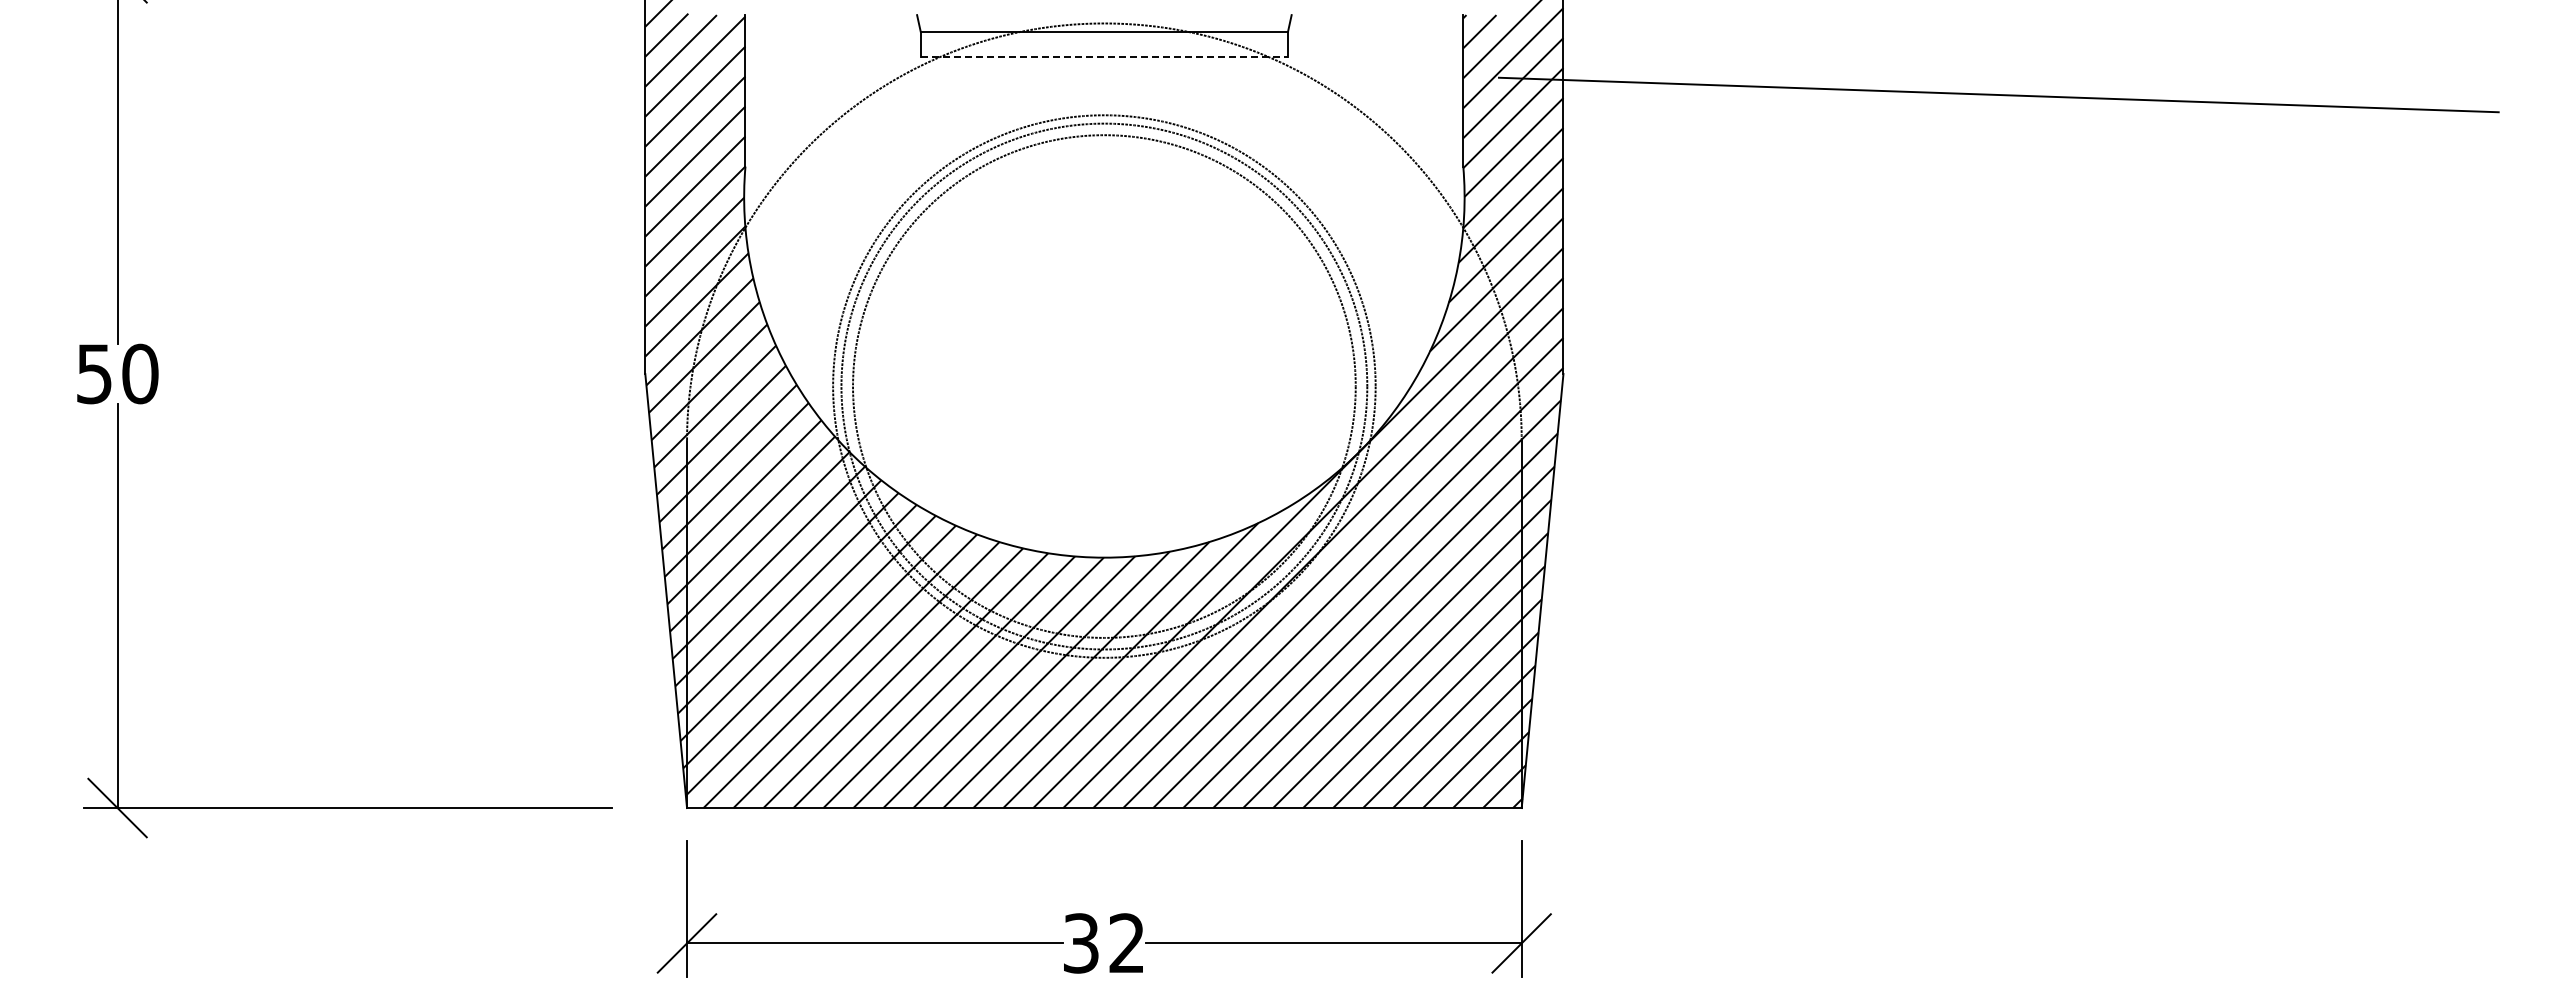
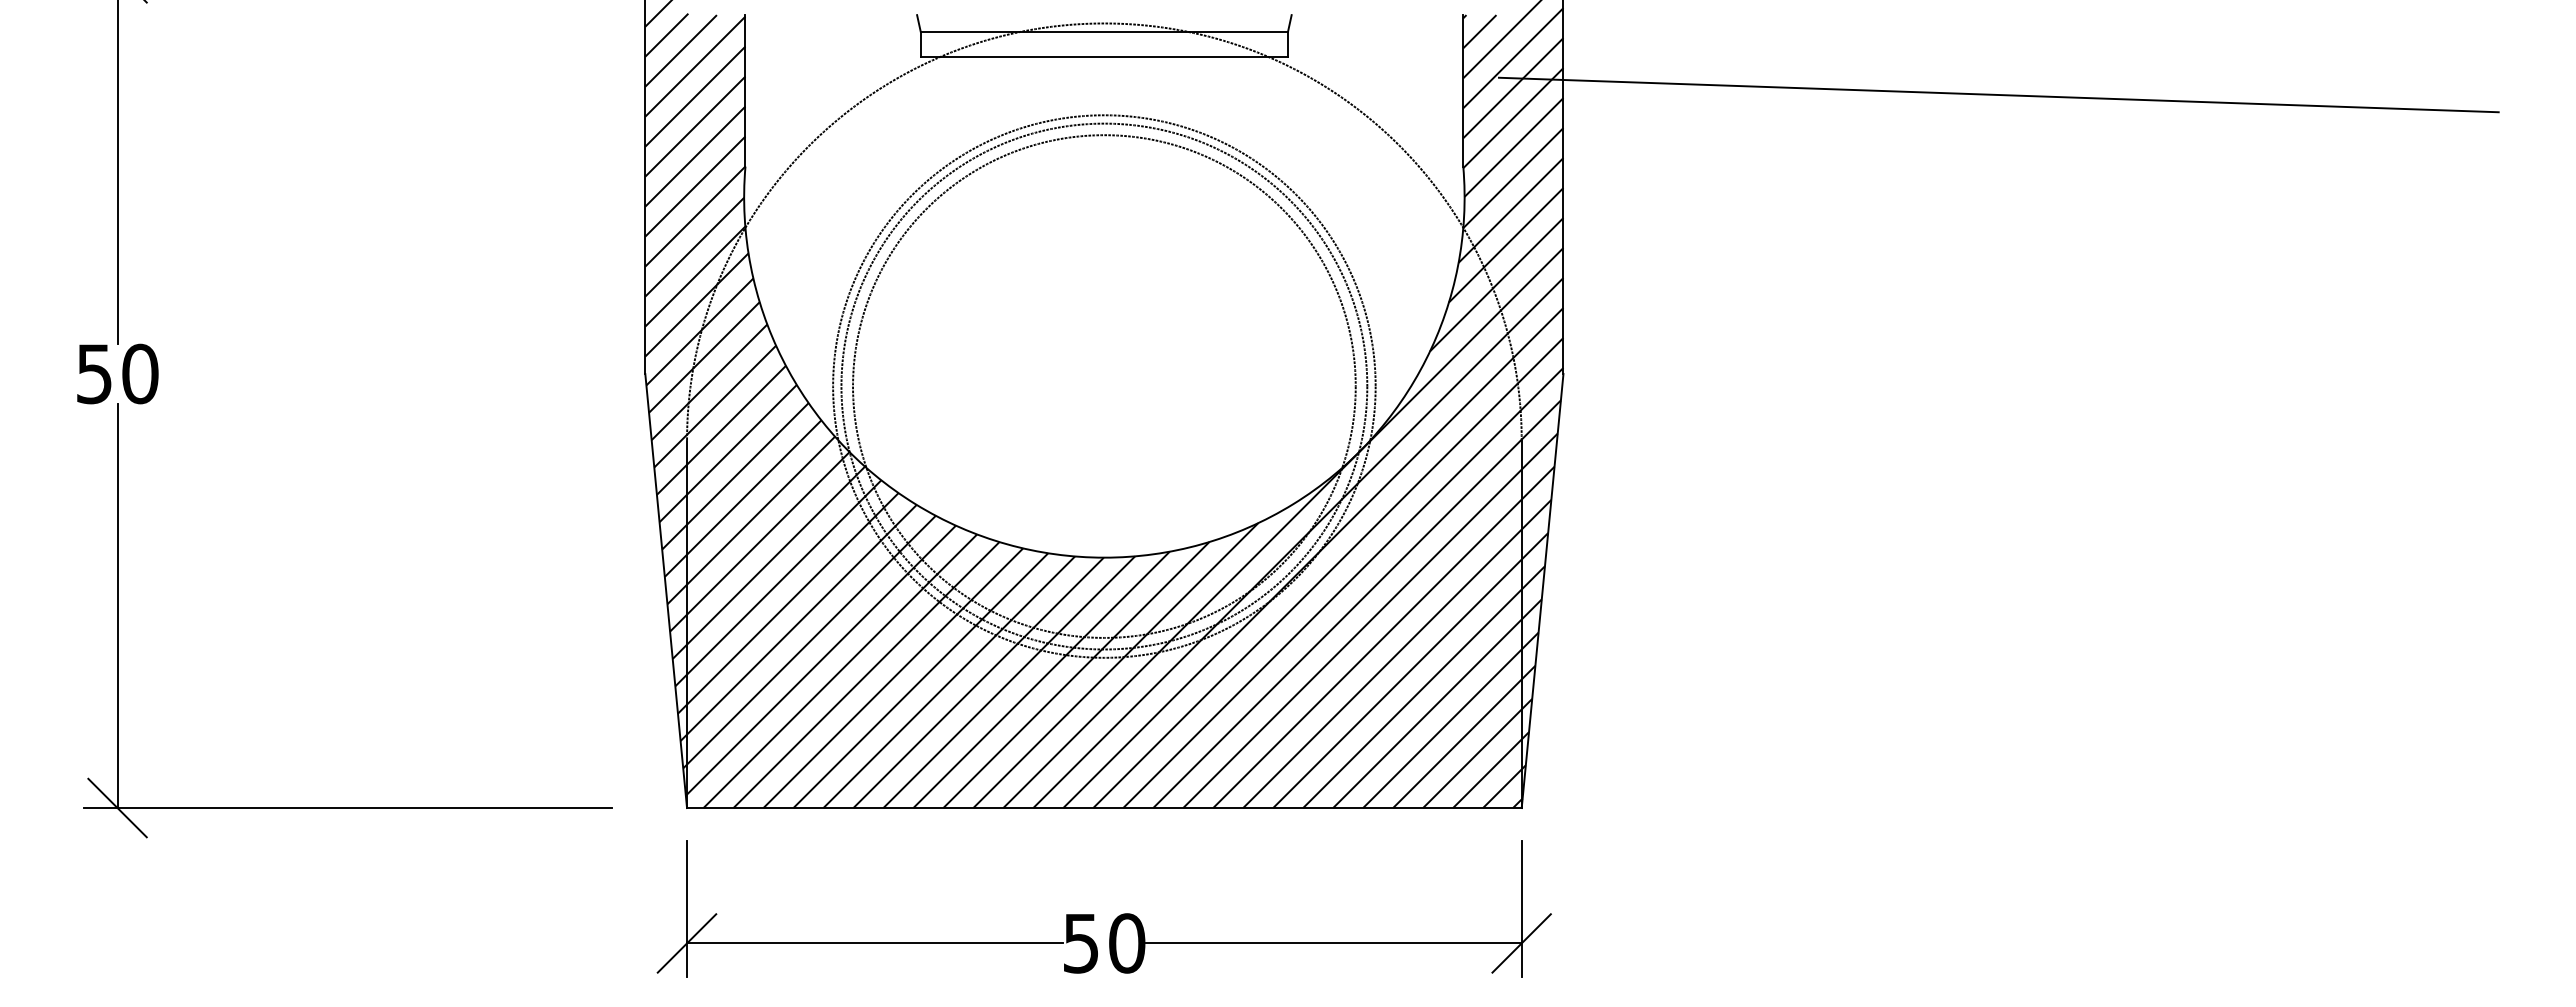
line: dashed -> solid (1104, 56)
text: 32 -> 50 (1104, 943)
